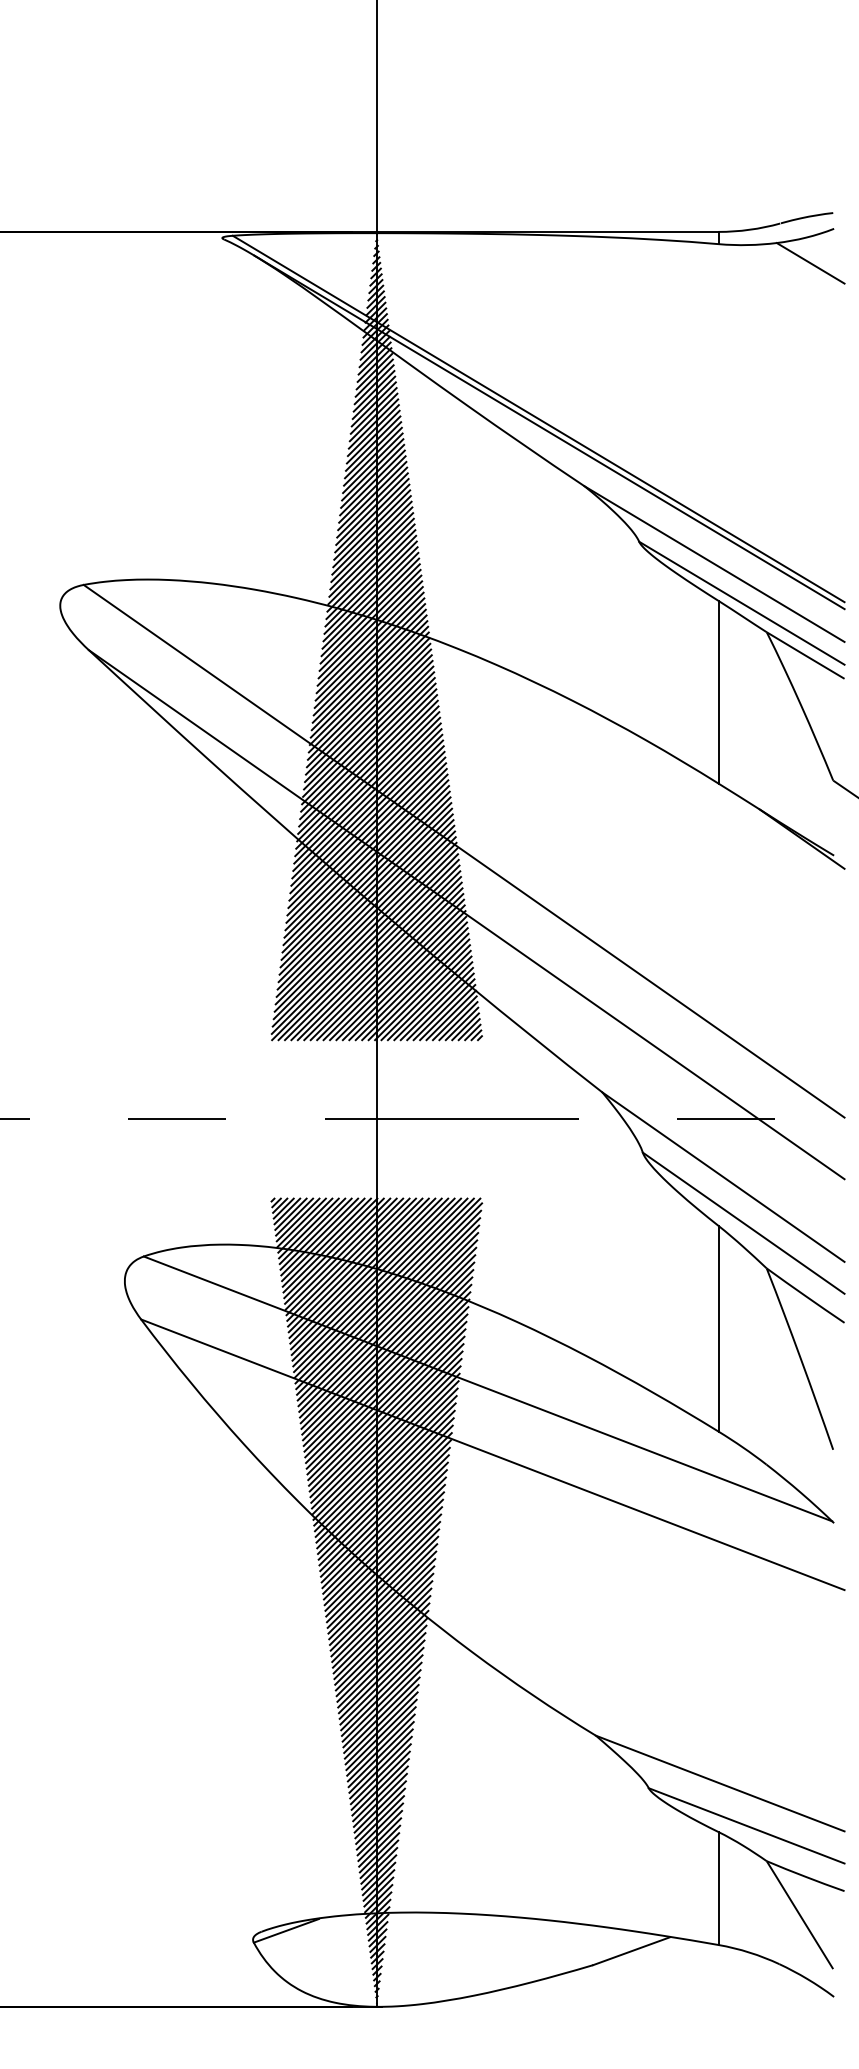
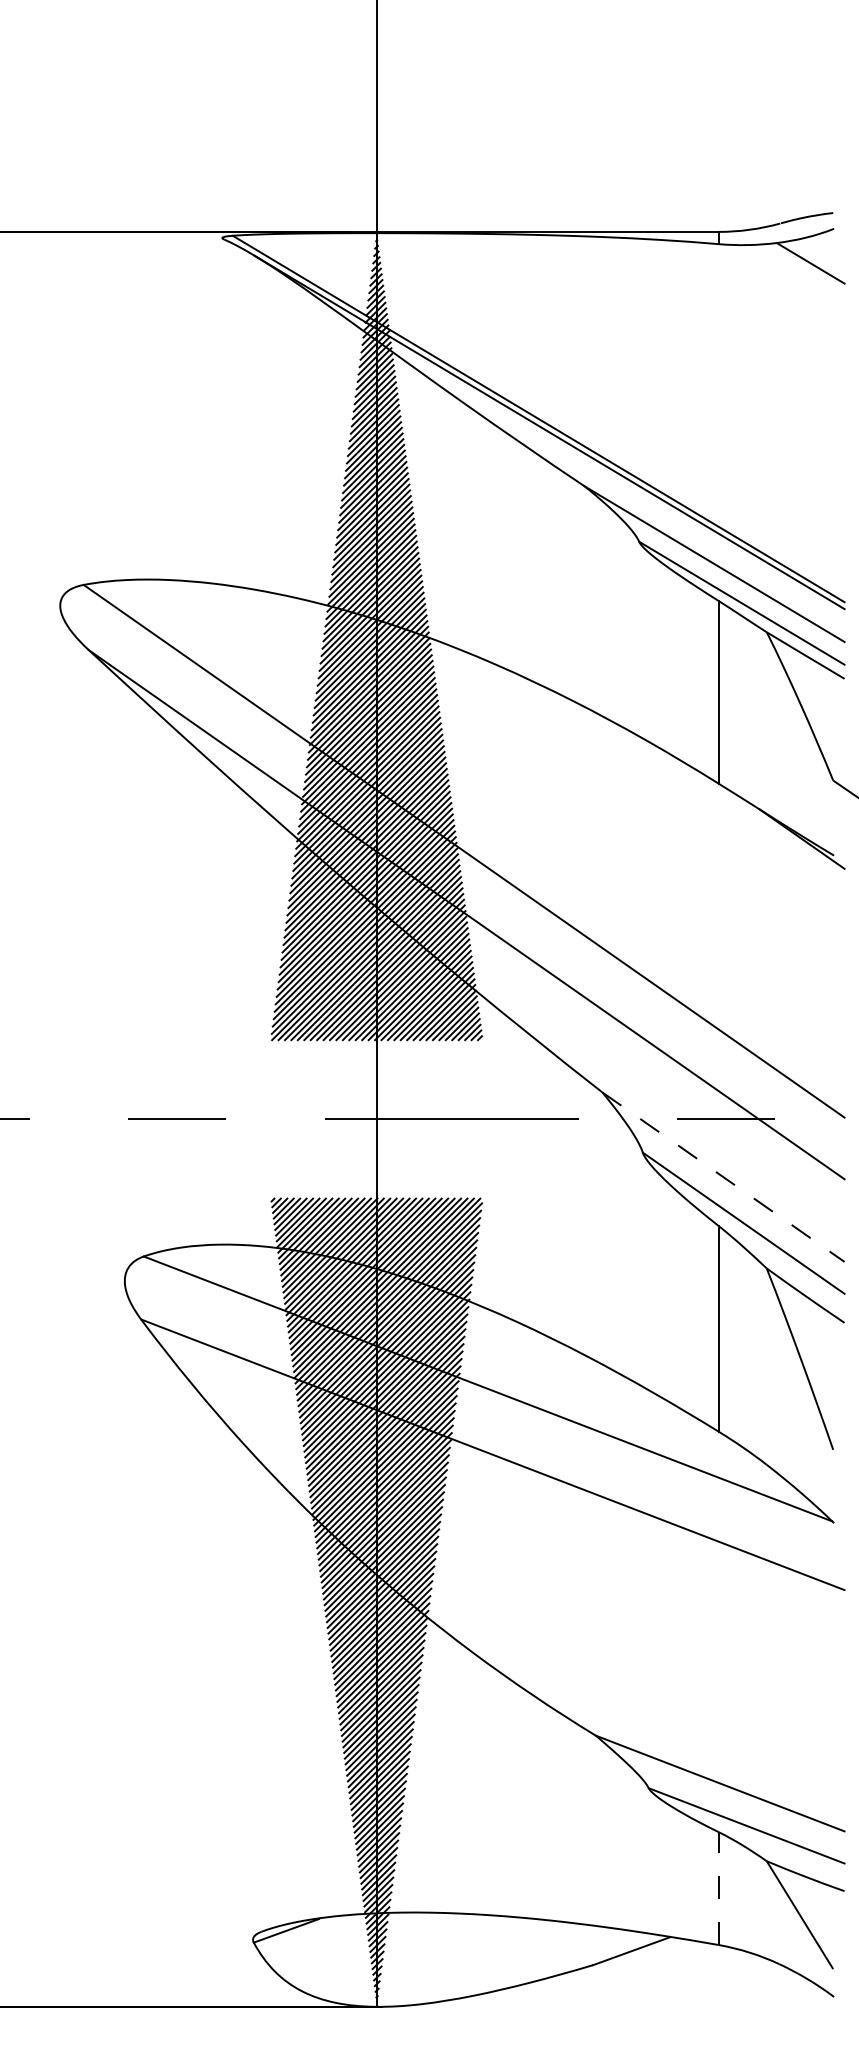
line: solid -> dashed (723, 1177)
line: solid -> dashed (718, 1888)
